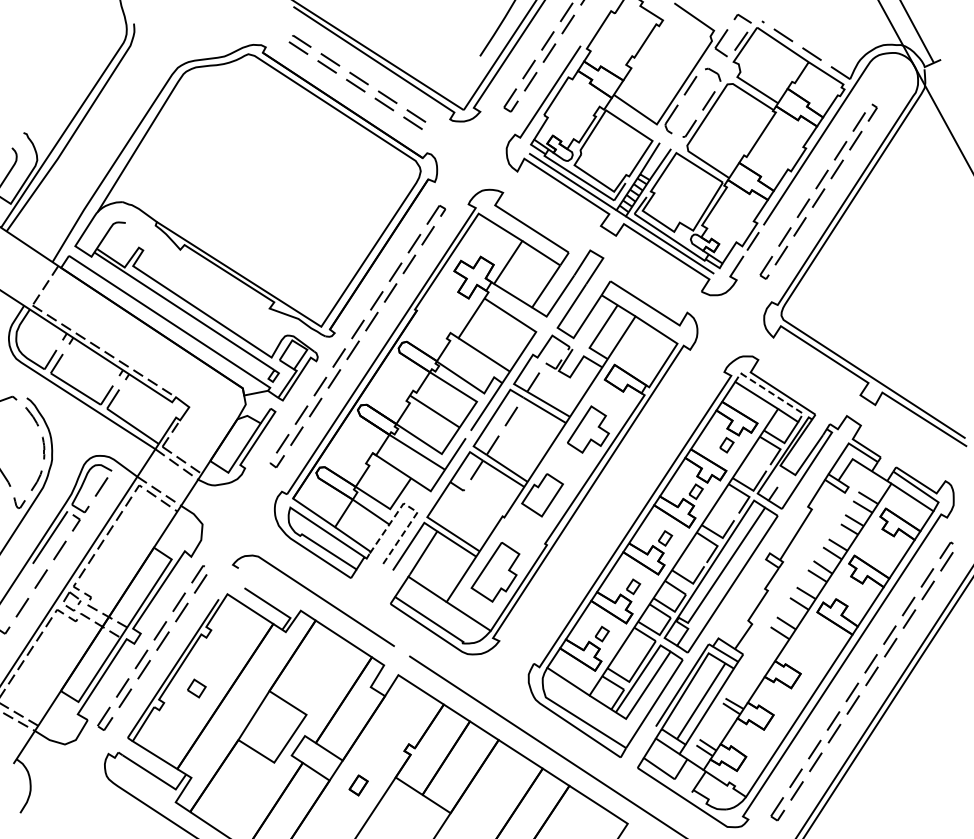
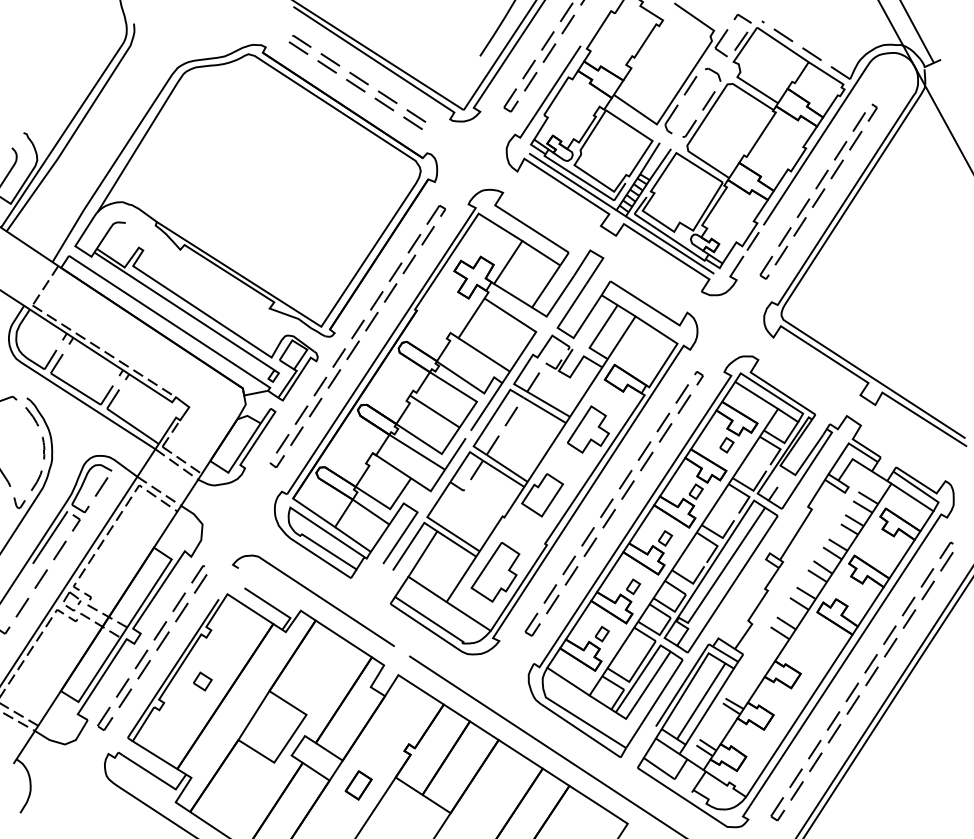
line: dashed -> solid (771, 393)
part: none -> present (613, 503)
line: dashed -> solid (411, 508)
part position: (196, 688) -> (202, 681) (202, 681)
part size: 21x23 px -> 29x31 px (358, 785)
